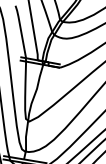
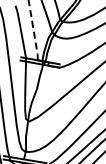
line: solid -> dashed (33, 31)
